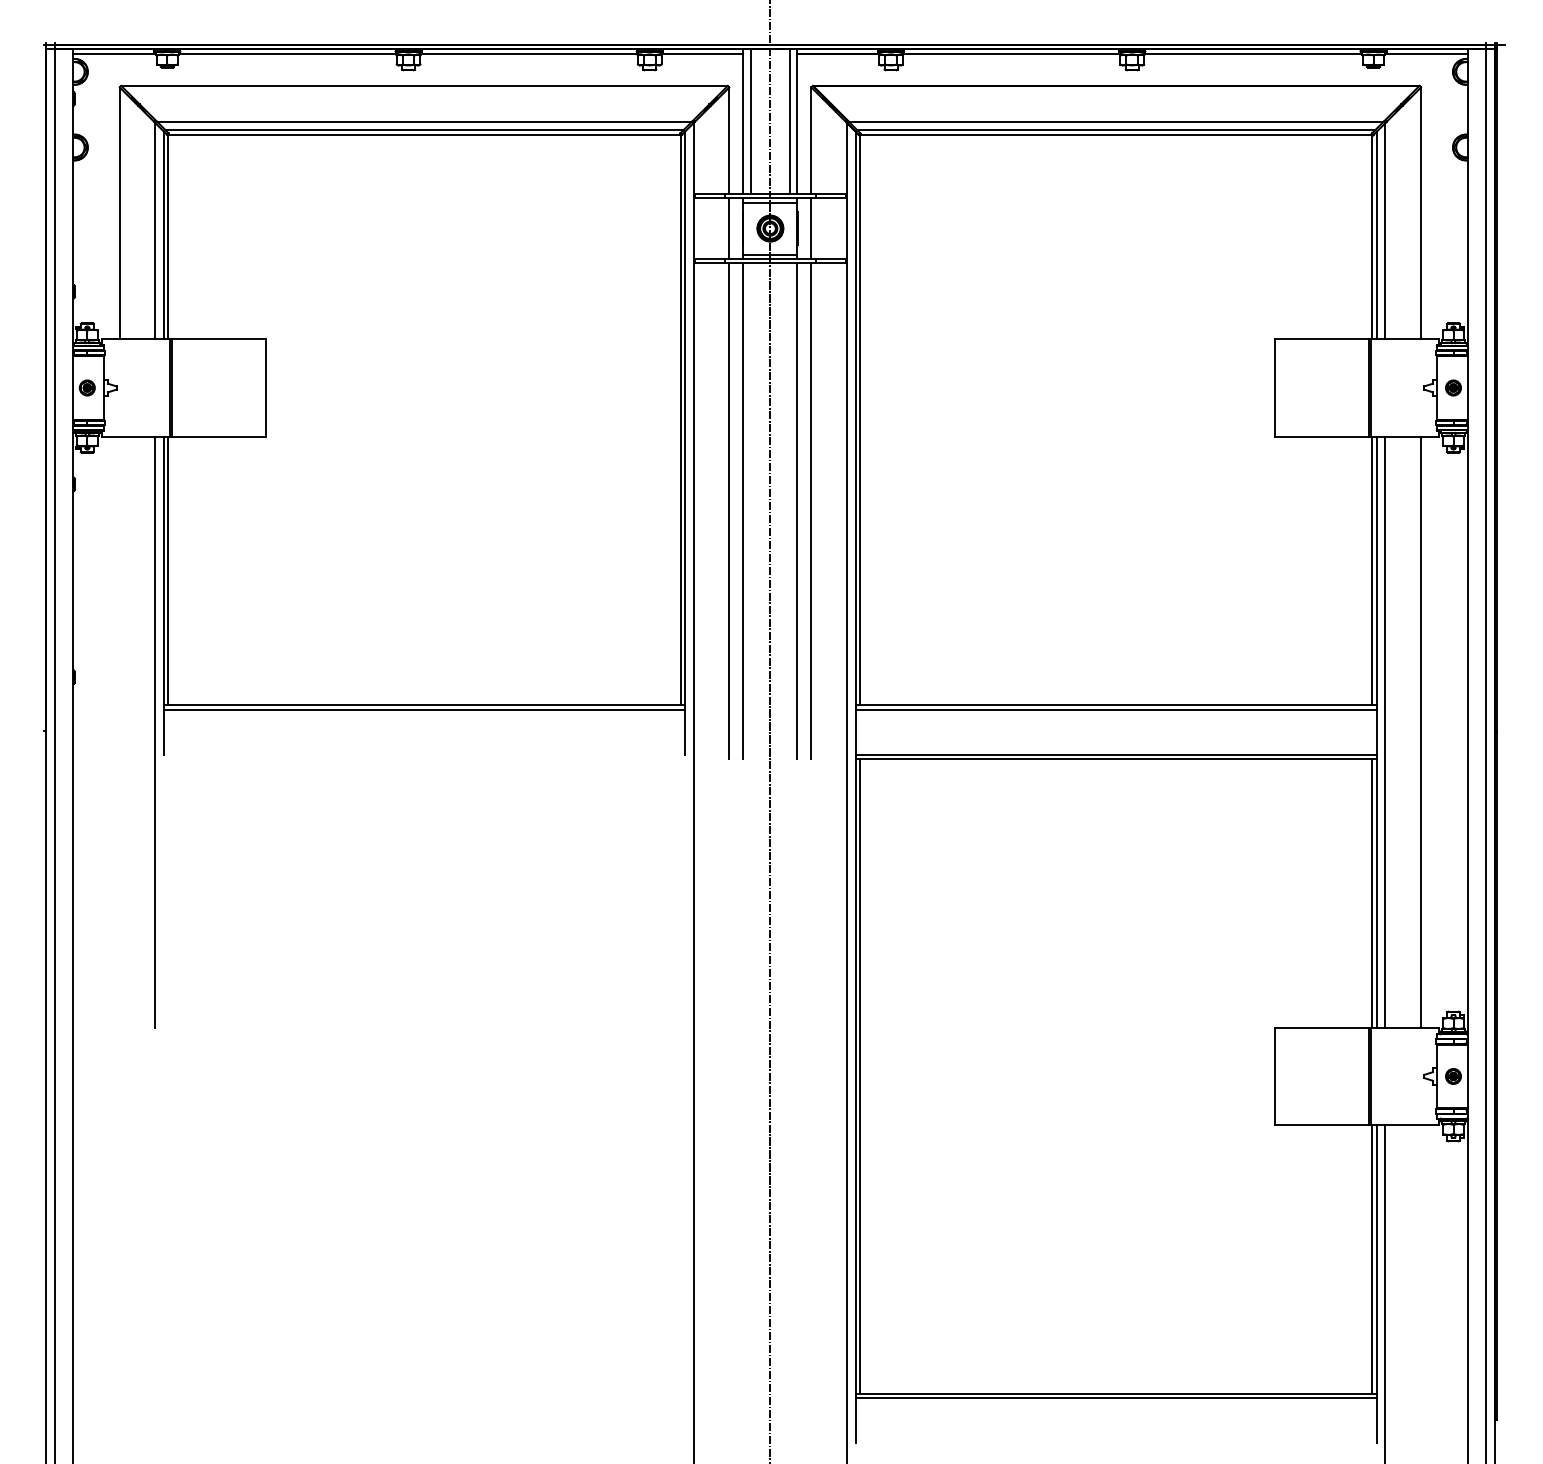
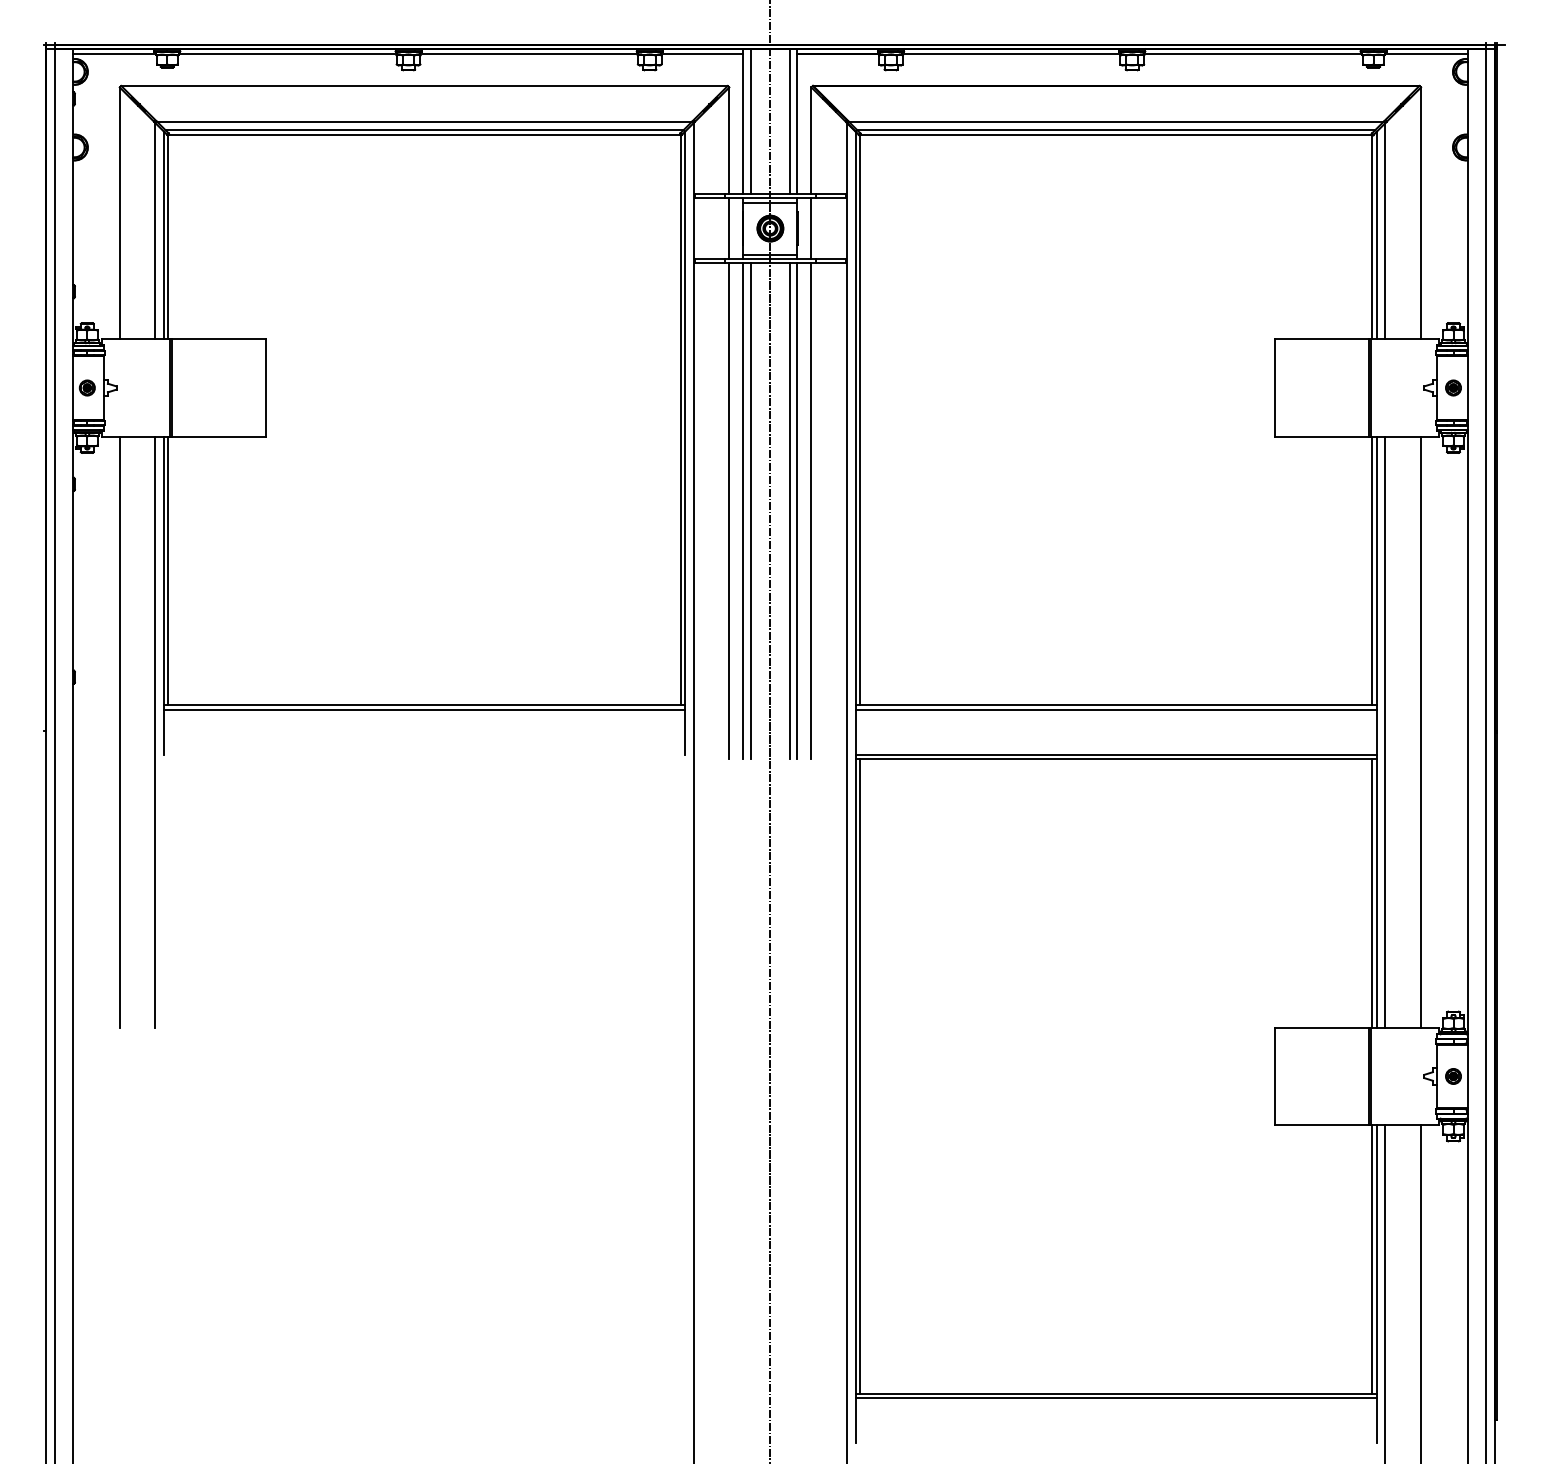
line: none -> present (750, 511)
line: none -> present (789, 511)
line: none -> present (119, 731)
line: none -> present (1421, 1292)
